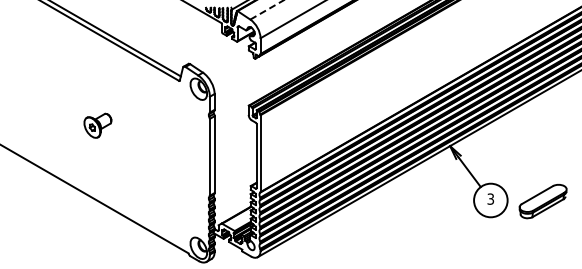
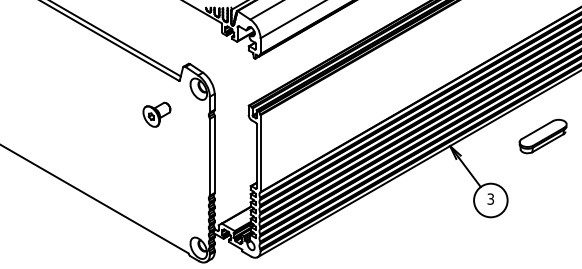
line: dashed -> solid (267, 9)
part position: (97, 125) -> (156, 114) (156, 114)
part position: (542, 201) -> (542, 136) (542, 136)
